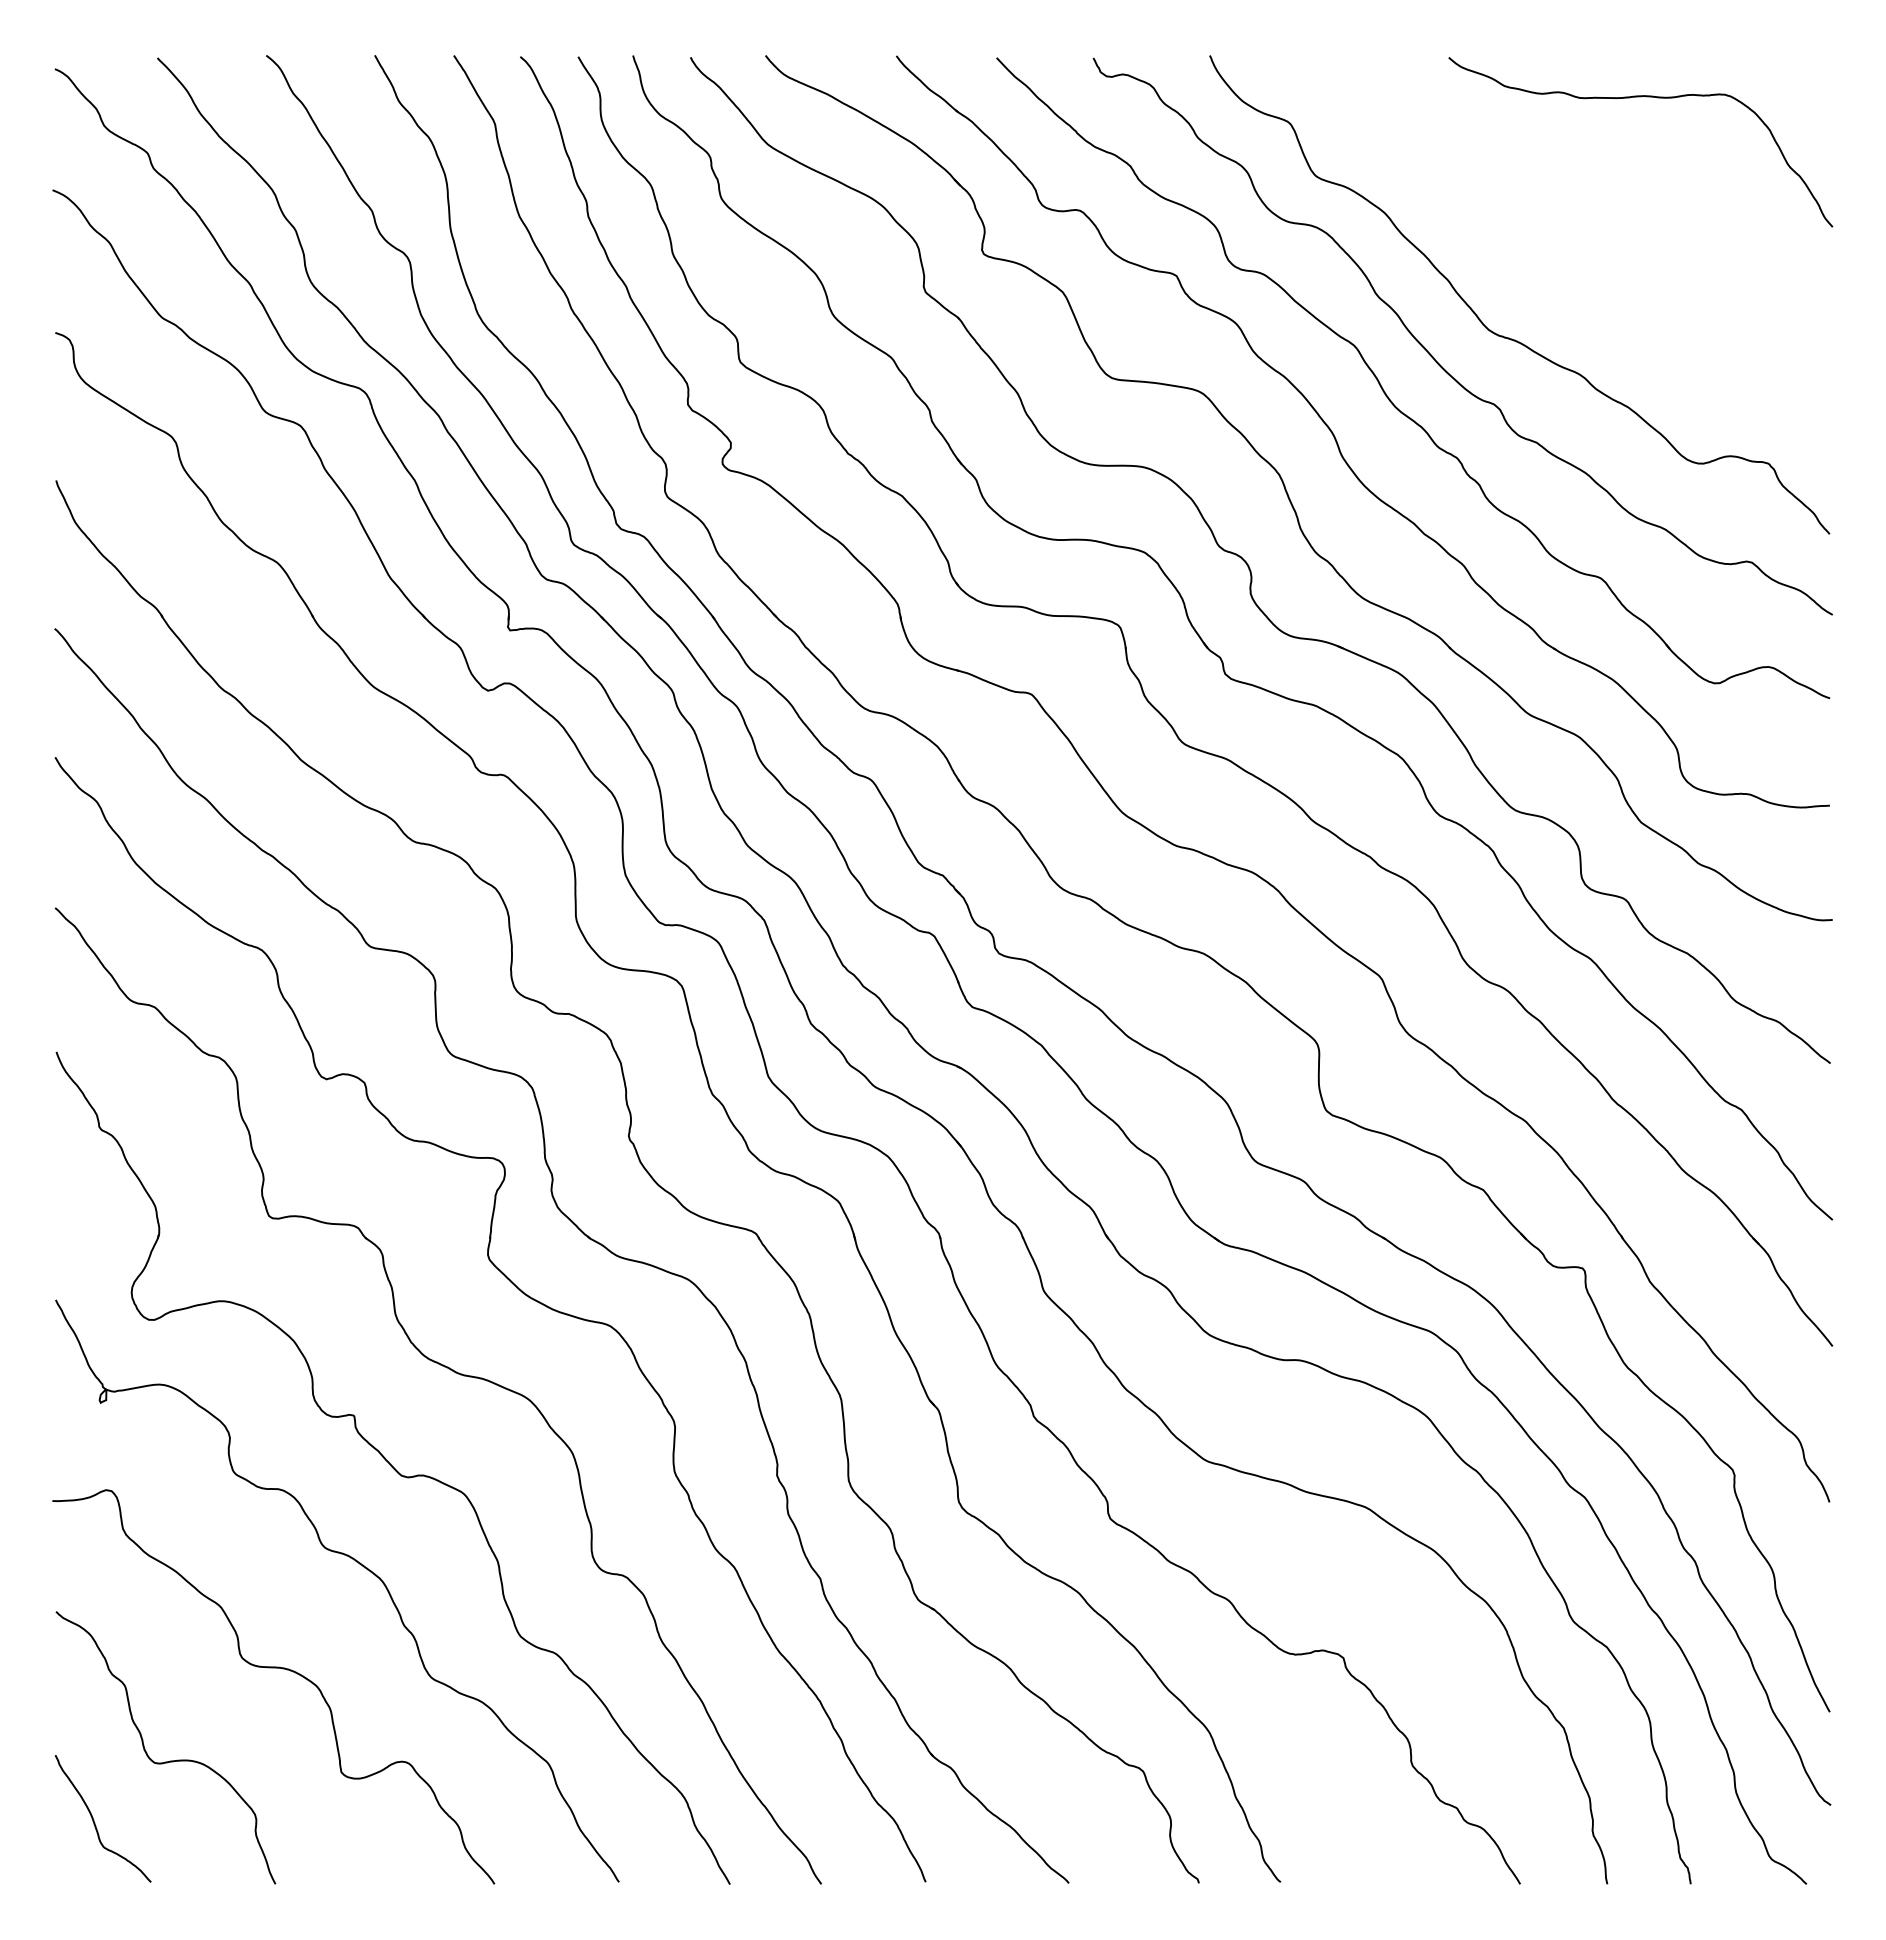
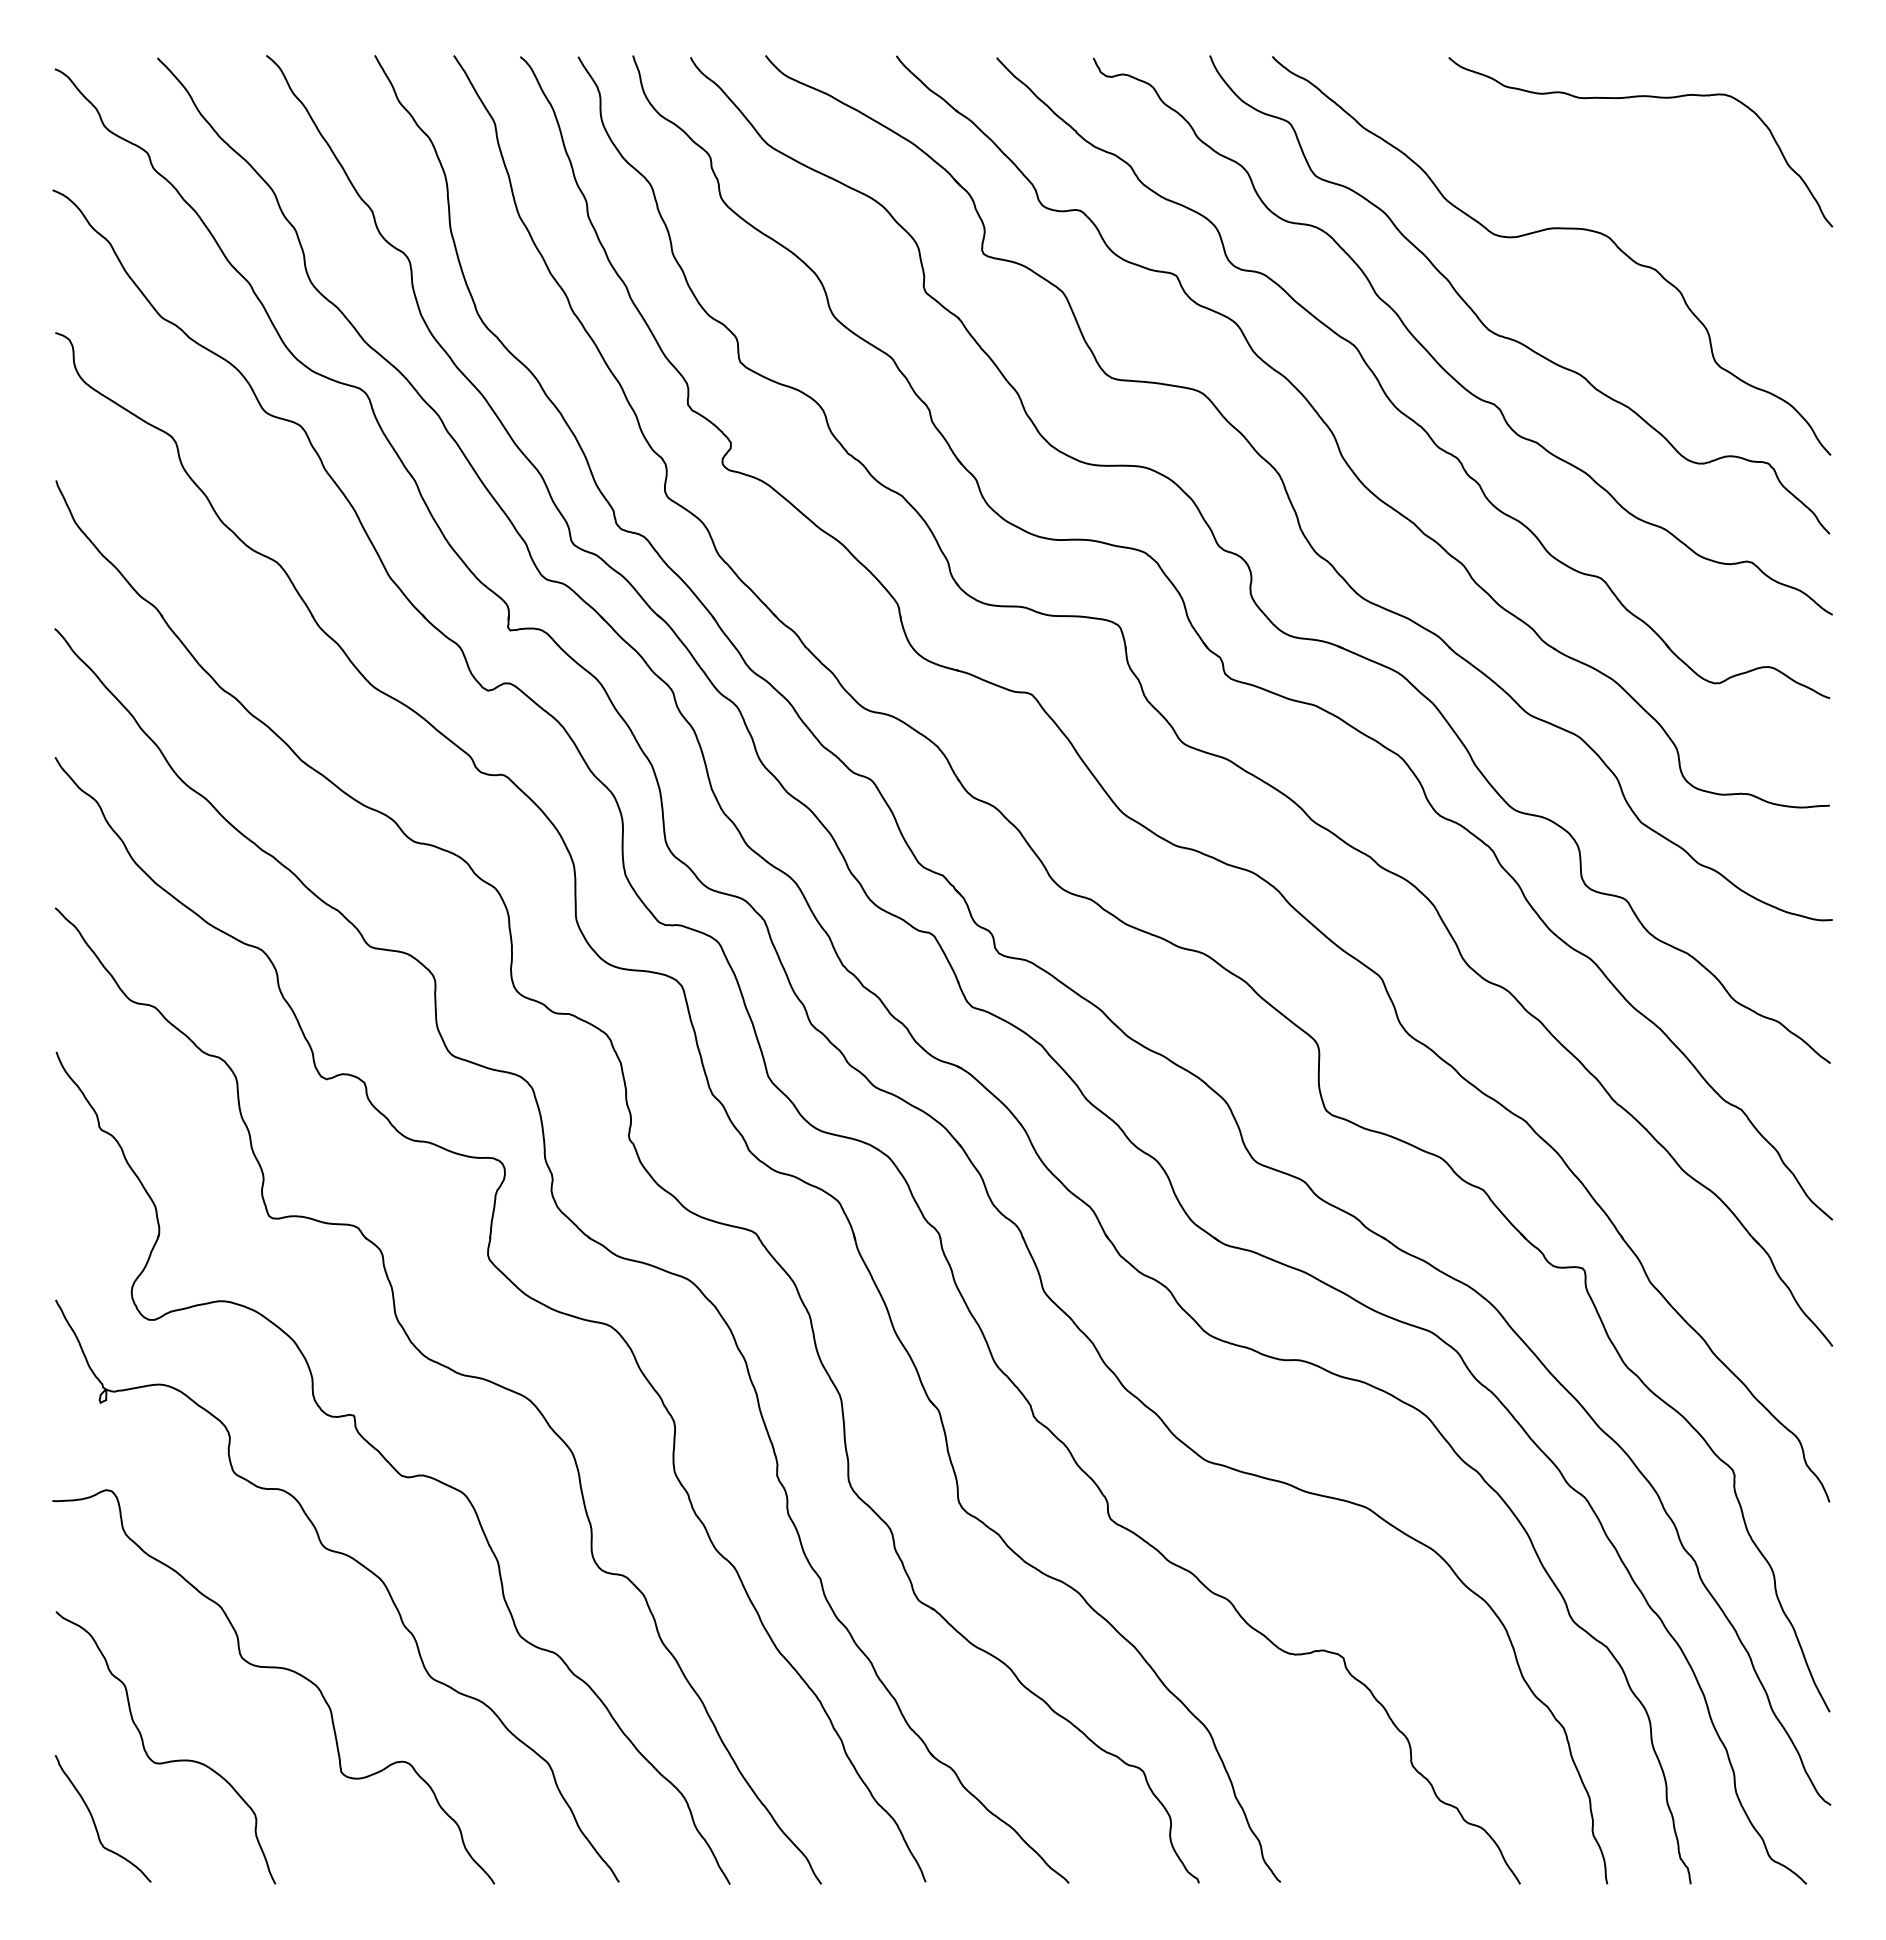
curve: none -> present (1546, 230)
